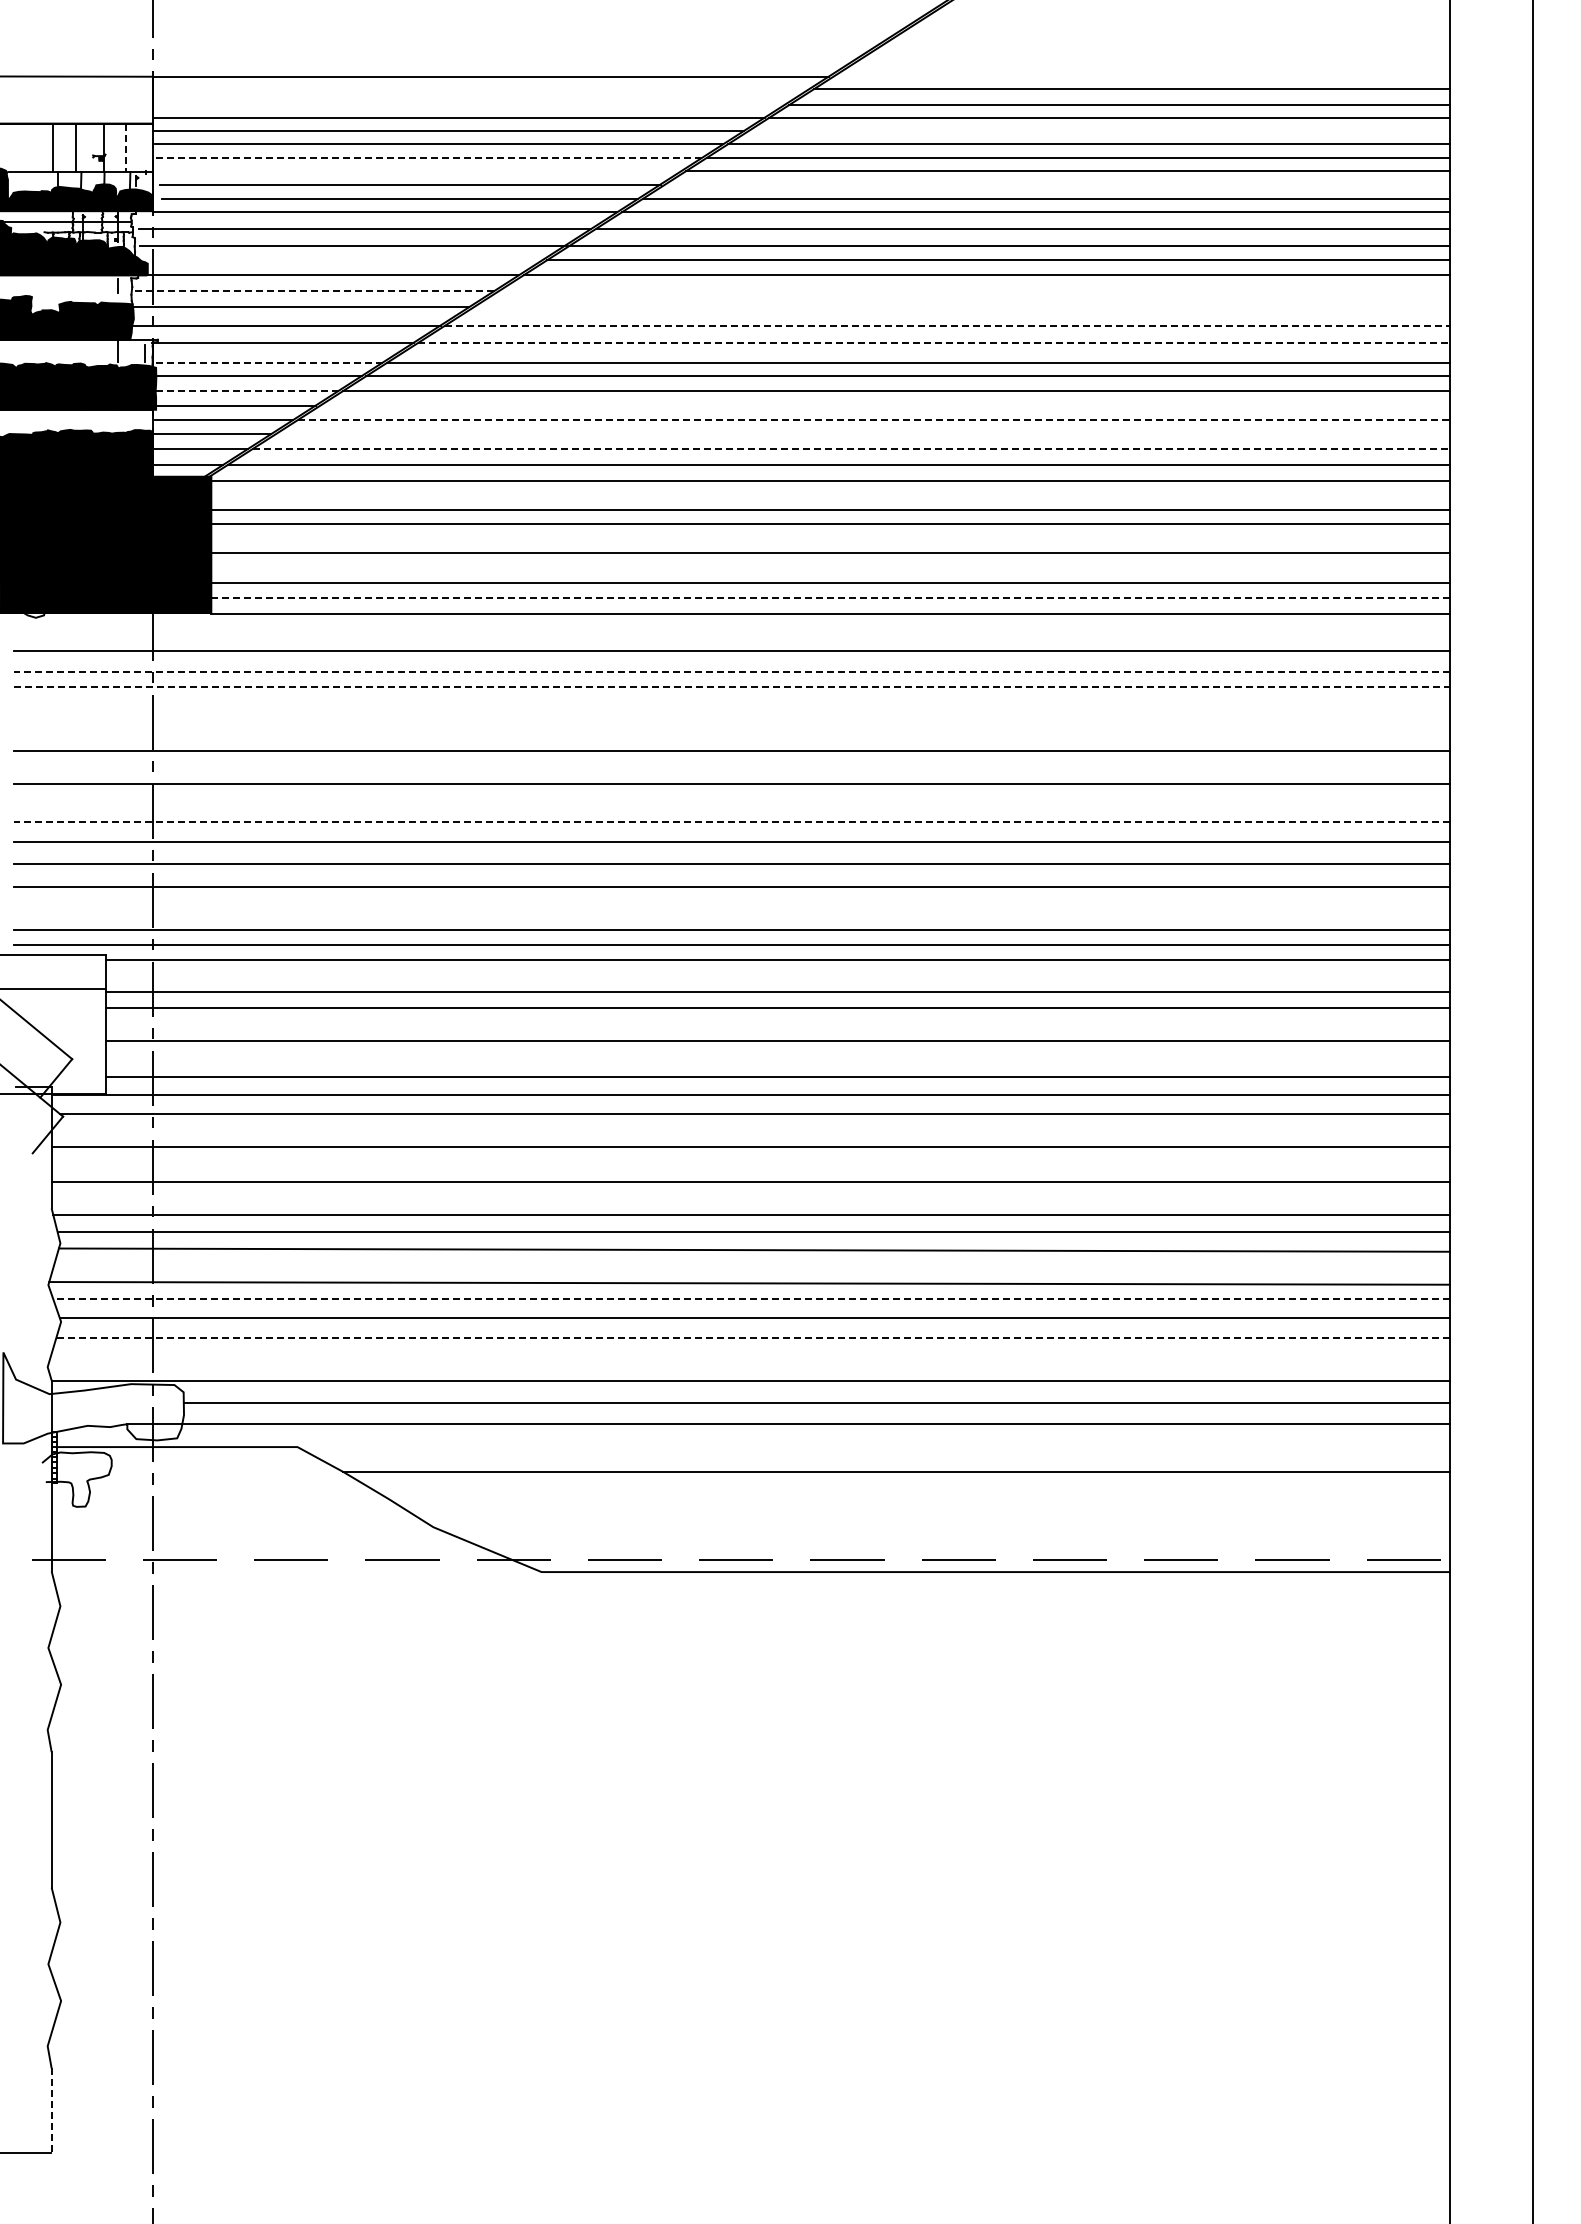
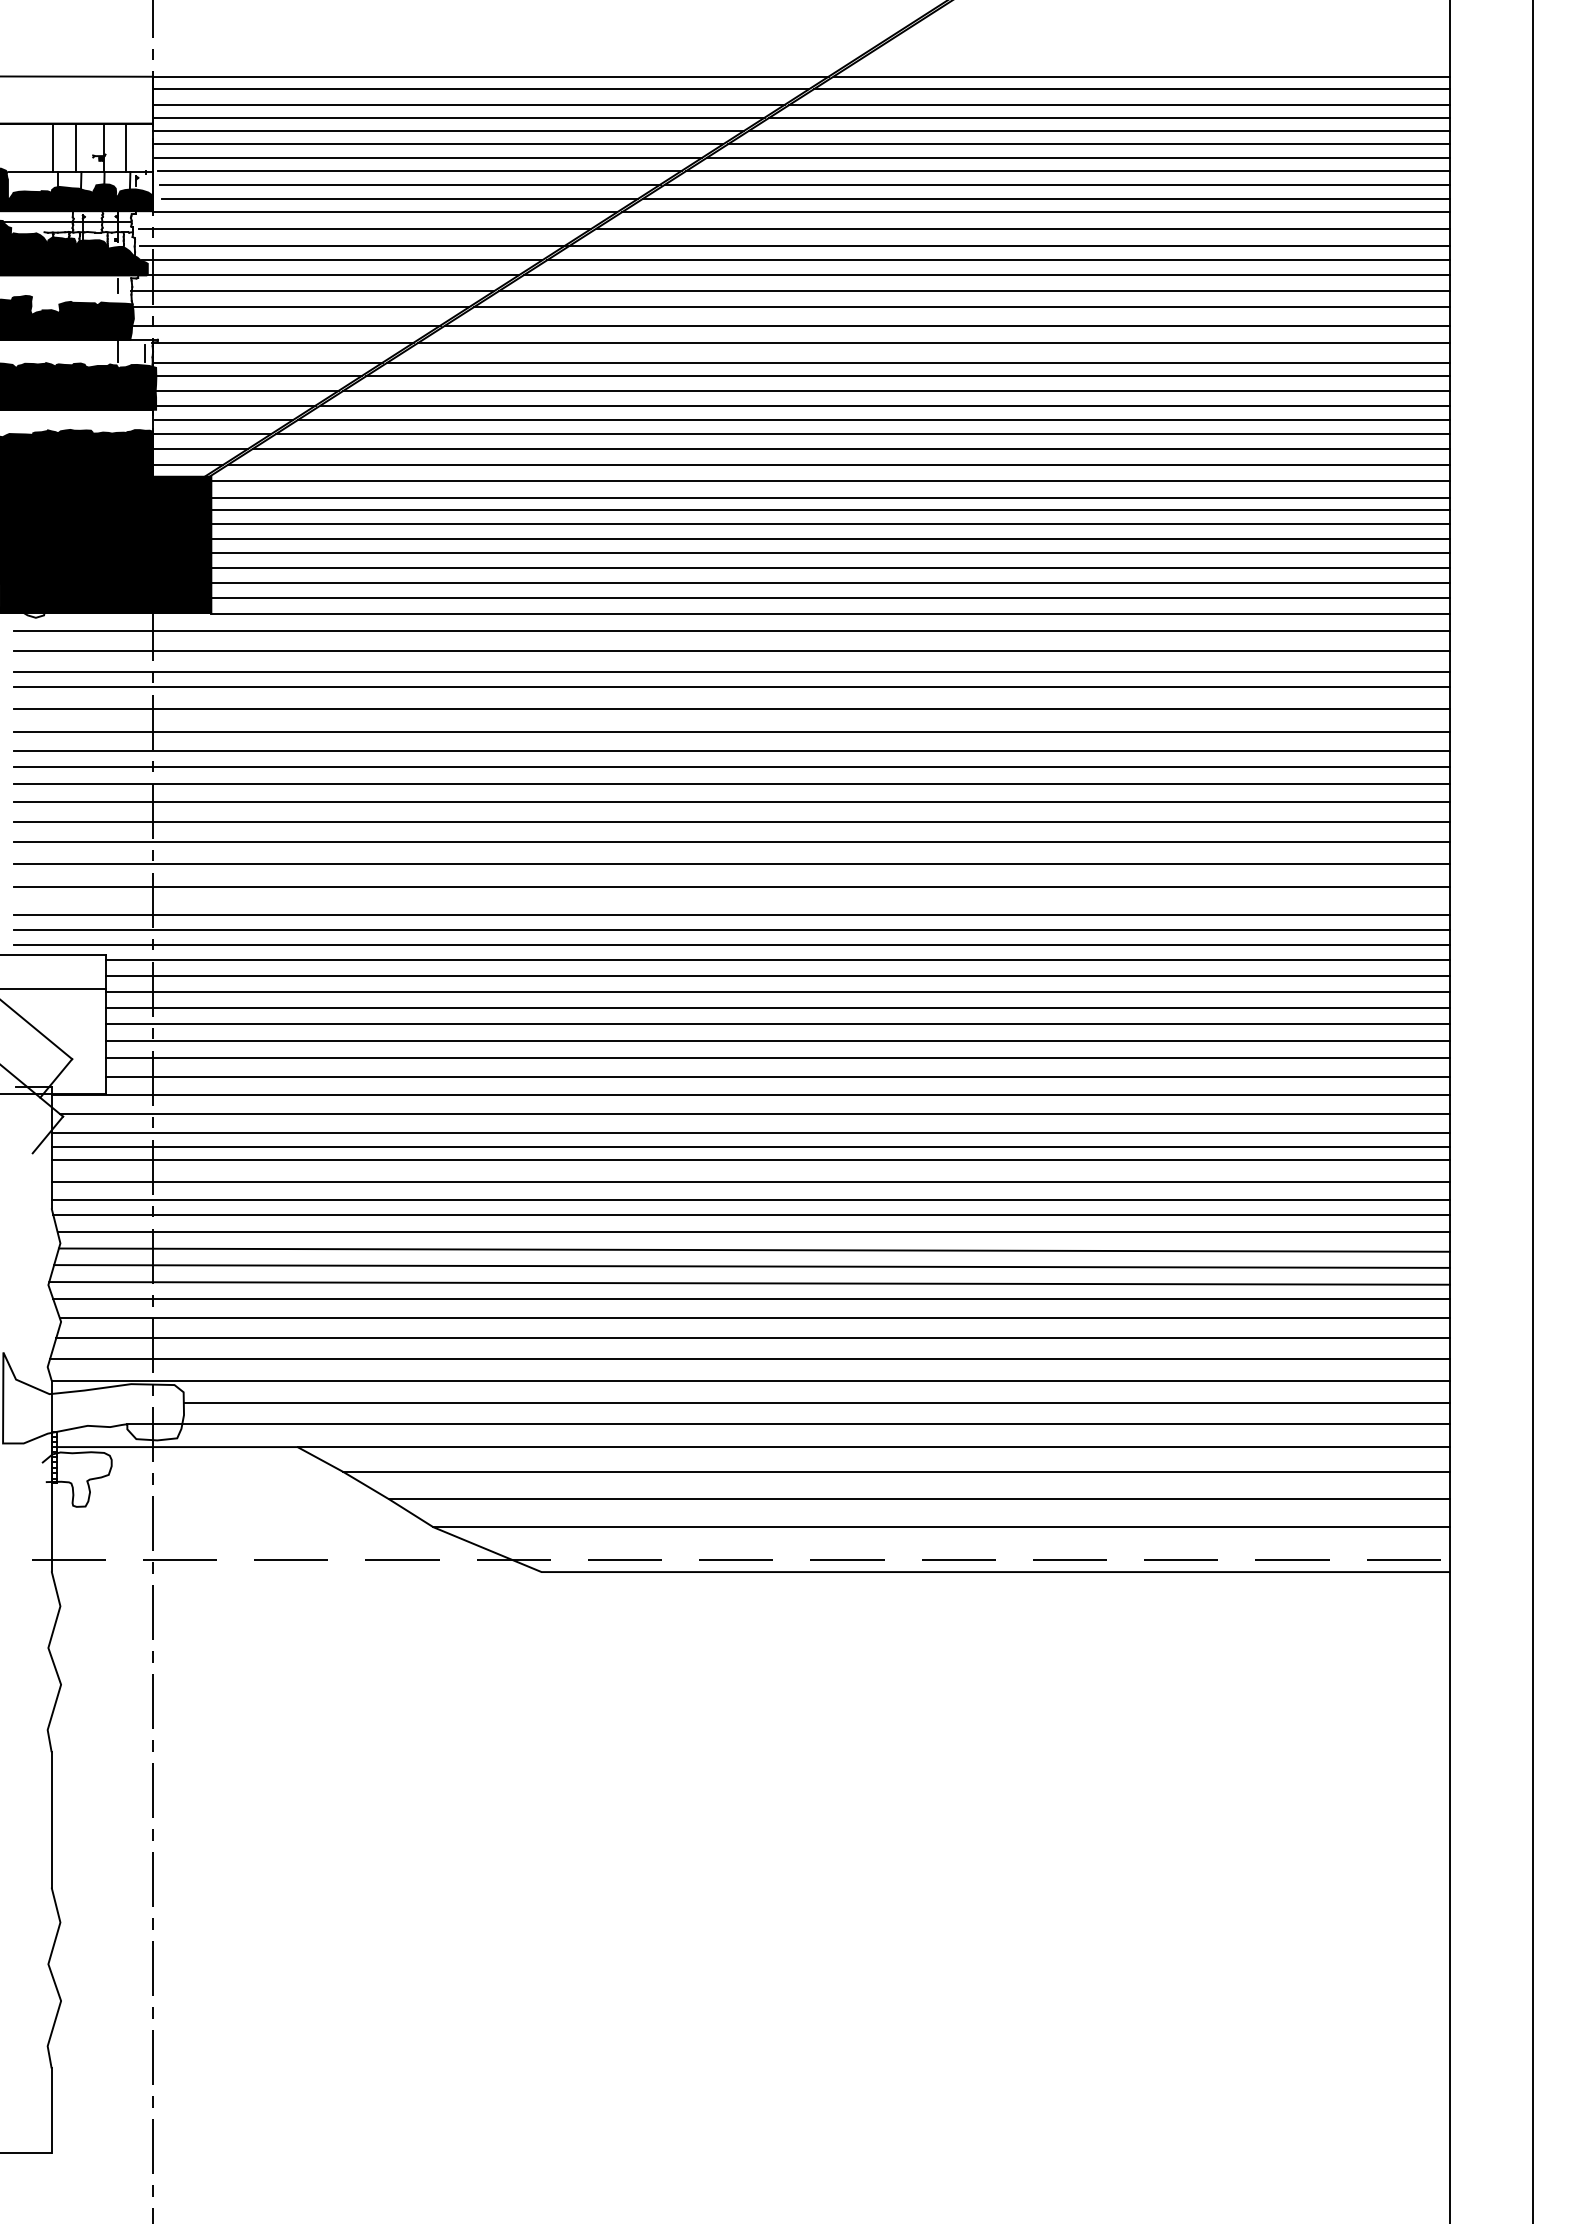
line: none -> present (1142, 76)
line: none -> present (480, 89)
line: none -> present (468, 105)
line: none -> present (1099, 131)
line: dashed -> solid (125, 148)
line: dashed -> solid (428, 158)
line: none -> present (419, 171)
line: none -> present (1057, 184)
line: none -> present (341, 260)
line: dashed -> solid (312, 291)
line: none -> present (974, 291)
line: none -> present (962, 307)
line: dashed -> solid (948, 325)
line: dashed -> solid (934, 342)
line: dashed -> solid (267, 362)
line: dashed -> solid (246, 391)
line: none -> present (885, 405)
line: dashed -> solid (874, 420)
line: none -> present (863, 434)
line: dashed -> solid (851, 449)
line: none -> present (830, 497)
line: none -> present (830, 538)
line: none -> present (830, 567)
line: dashed -> solid (830, 597)
line: none -> present (732, 631)
line: dashed -> solid (731, 671)
line: dashed -> solid (732, 687)
line: none -> present (731, 708)
line: none -> present (731, 731)
line: none -> present (731, 766)
line: none -> present (731, 802)
line: dashed -> solid (731, 821)
line: none -> present (731, 915)
line: none -> present (777, 975)
line: none -> present (777, 1024)
line: none -> present (777, 1058)
line: none -> present (750, 1133)
line: none -> present (750, 1160)
line: none -> present (750, 1199)
line: none -> present (752, 1266)
line: dashed -> solid (751, 1298)
line: dashed -> solid (753, 1338)
line: none -> present (750, 1359)
line: none -> present (873, 1447)
line: none -> present (919, 1499)
line: none -> present (941, 1527)
line: dashed -> solid (51, 2111)
